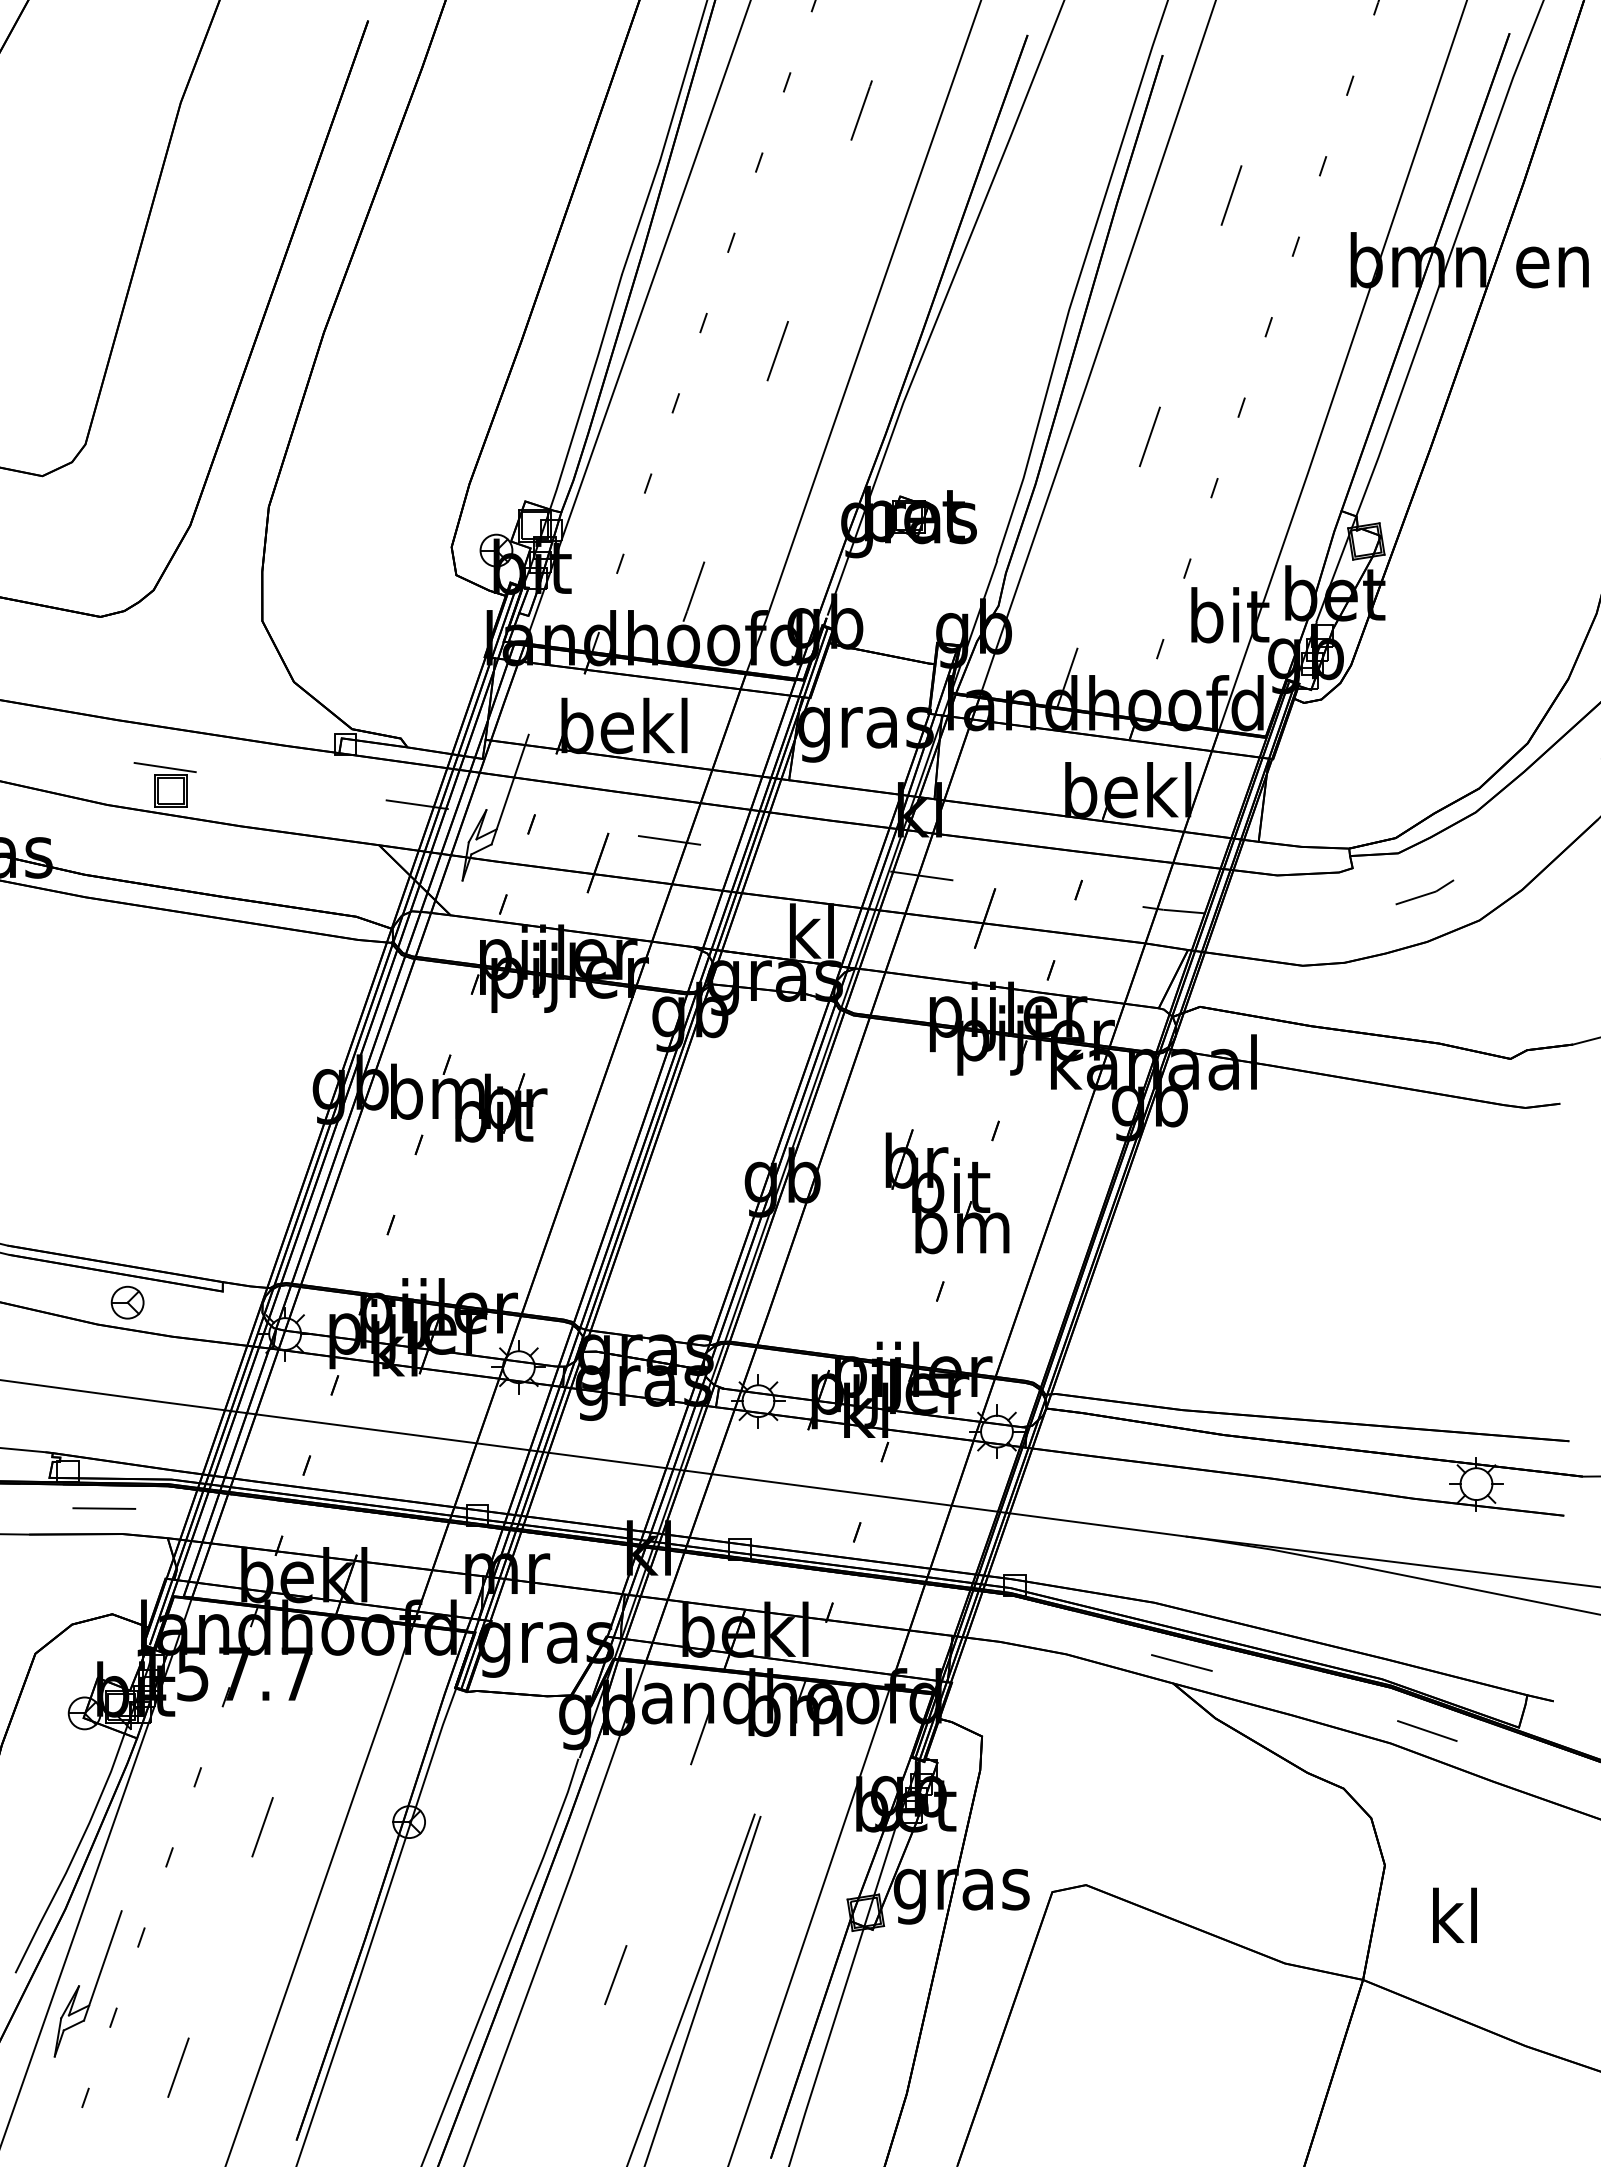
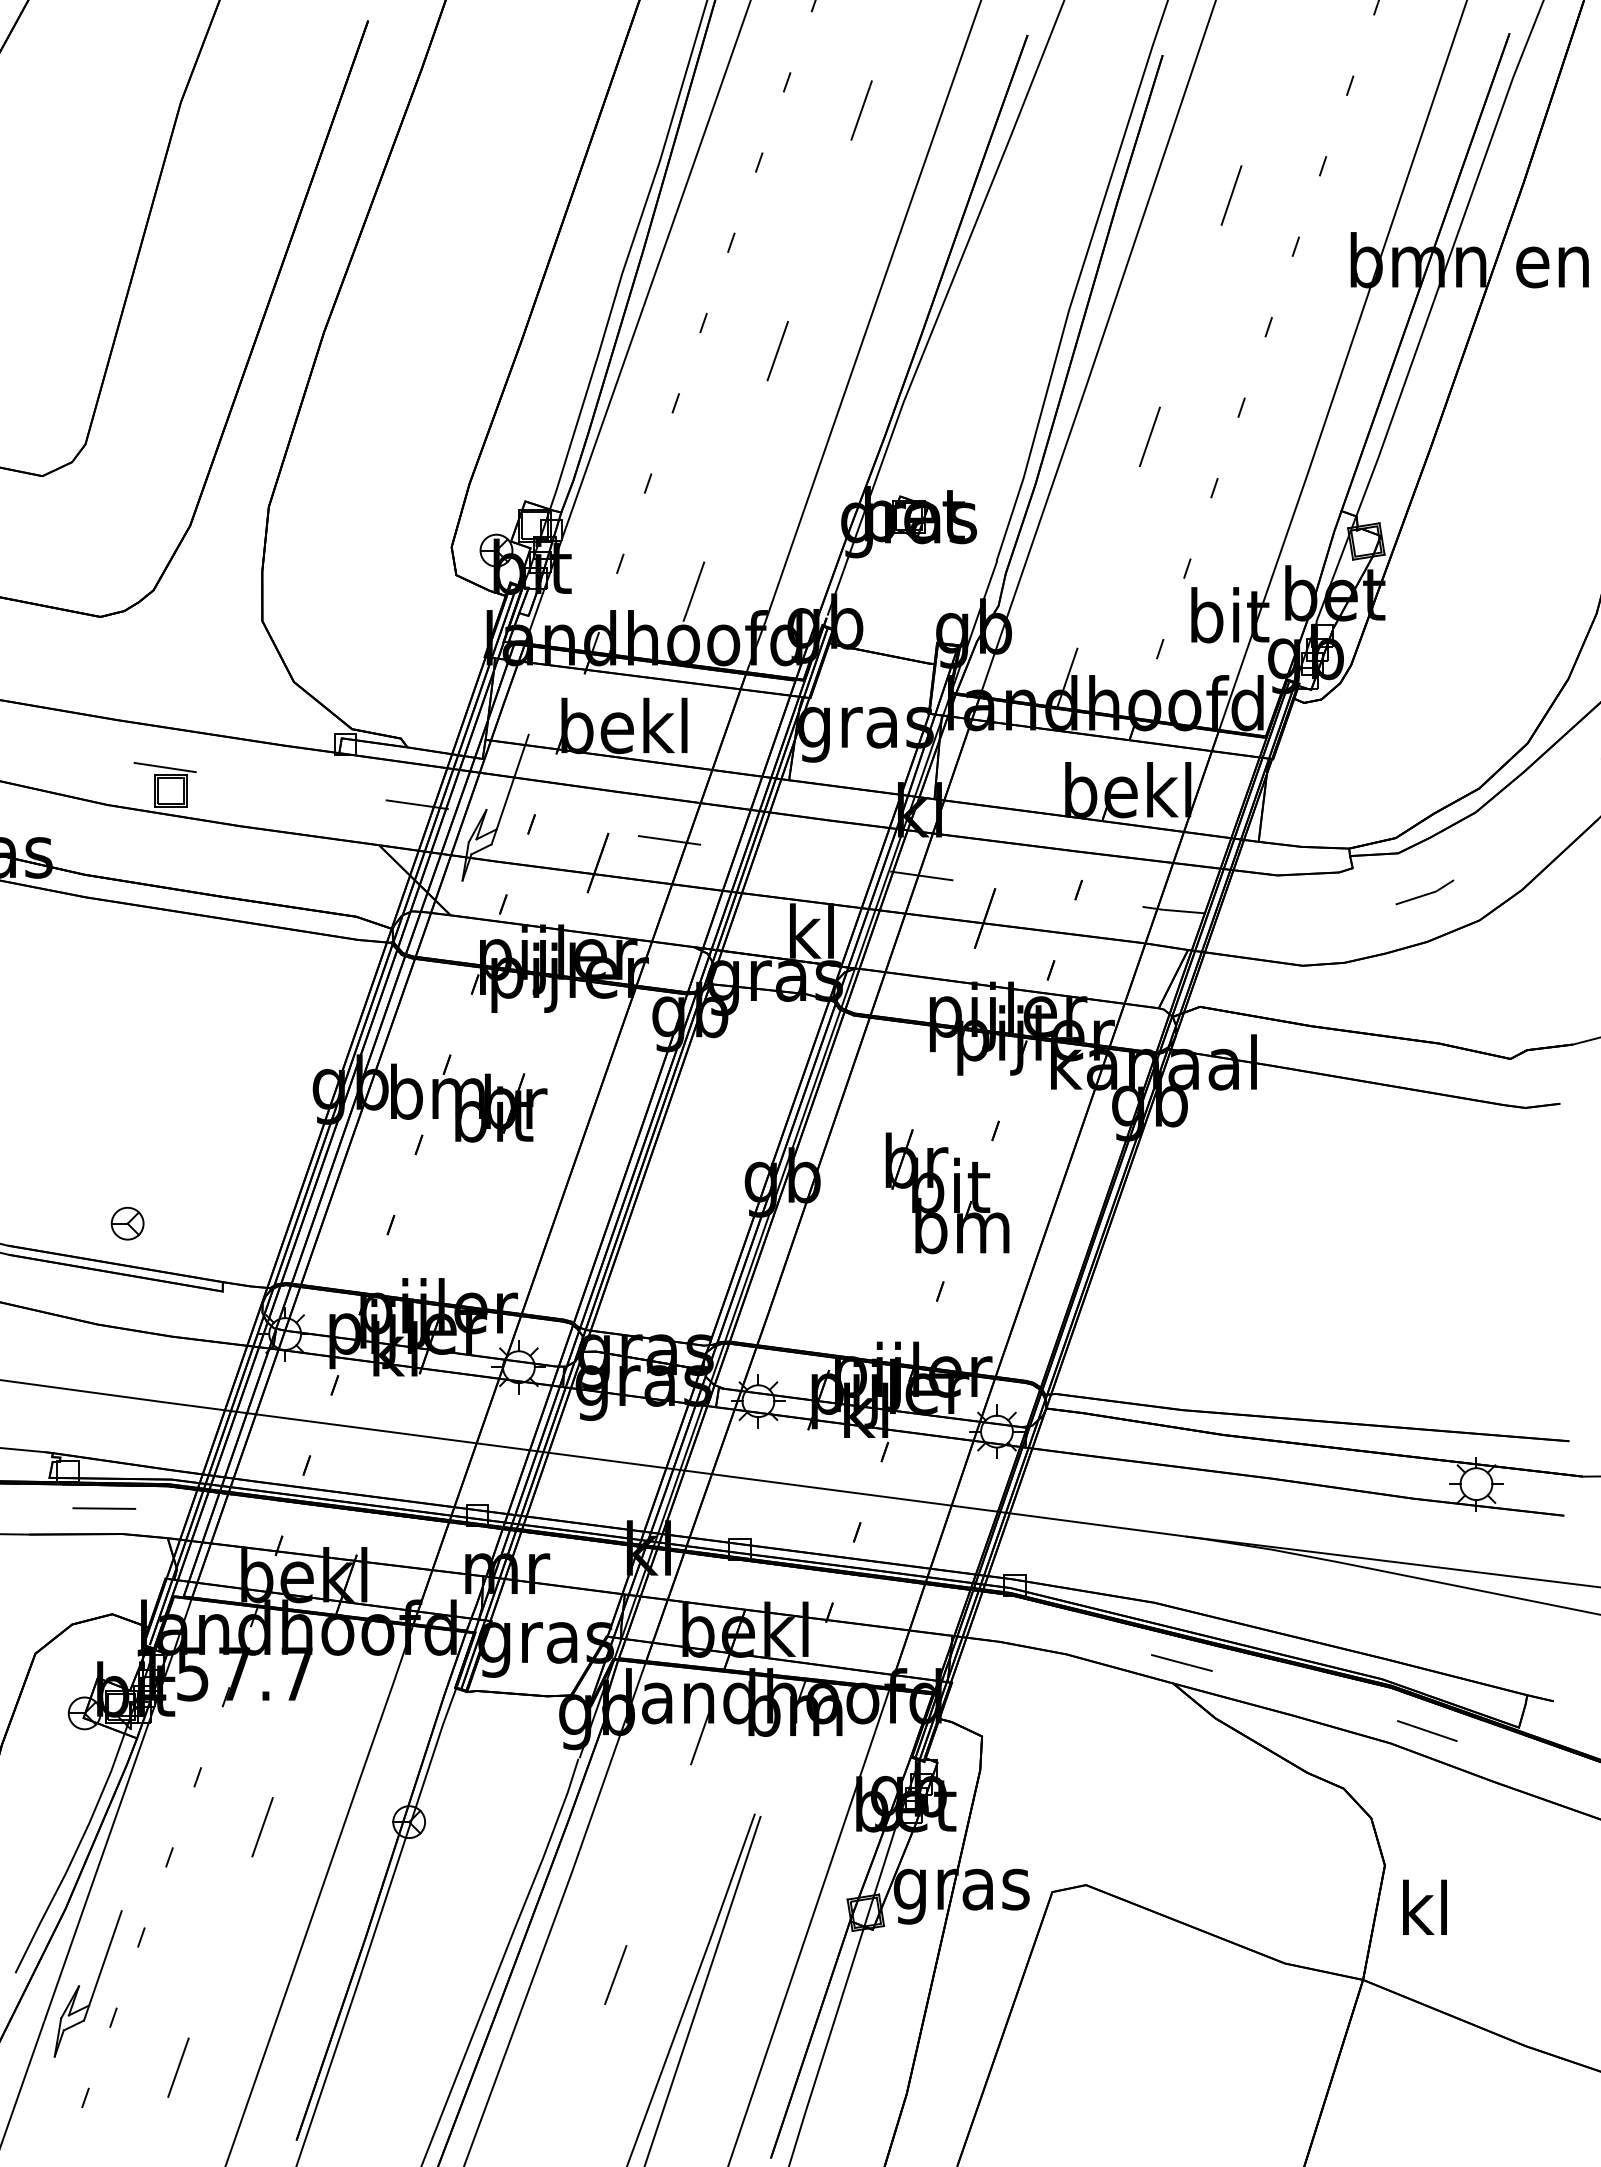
part position: (127, 1302) -> (127, 1223) (127, 1223)
text position: (1454, 1914) -> (1424, 1906) (1424, 1906)
